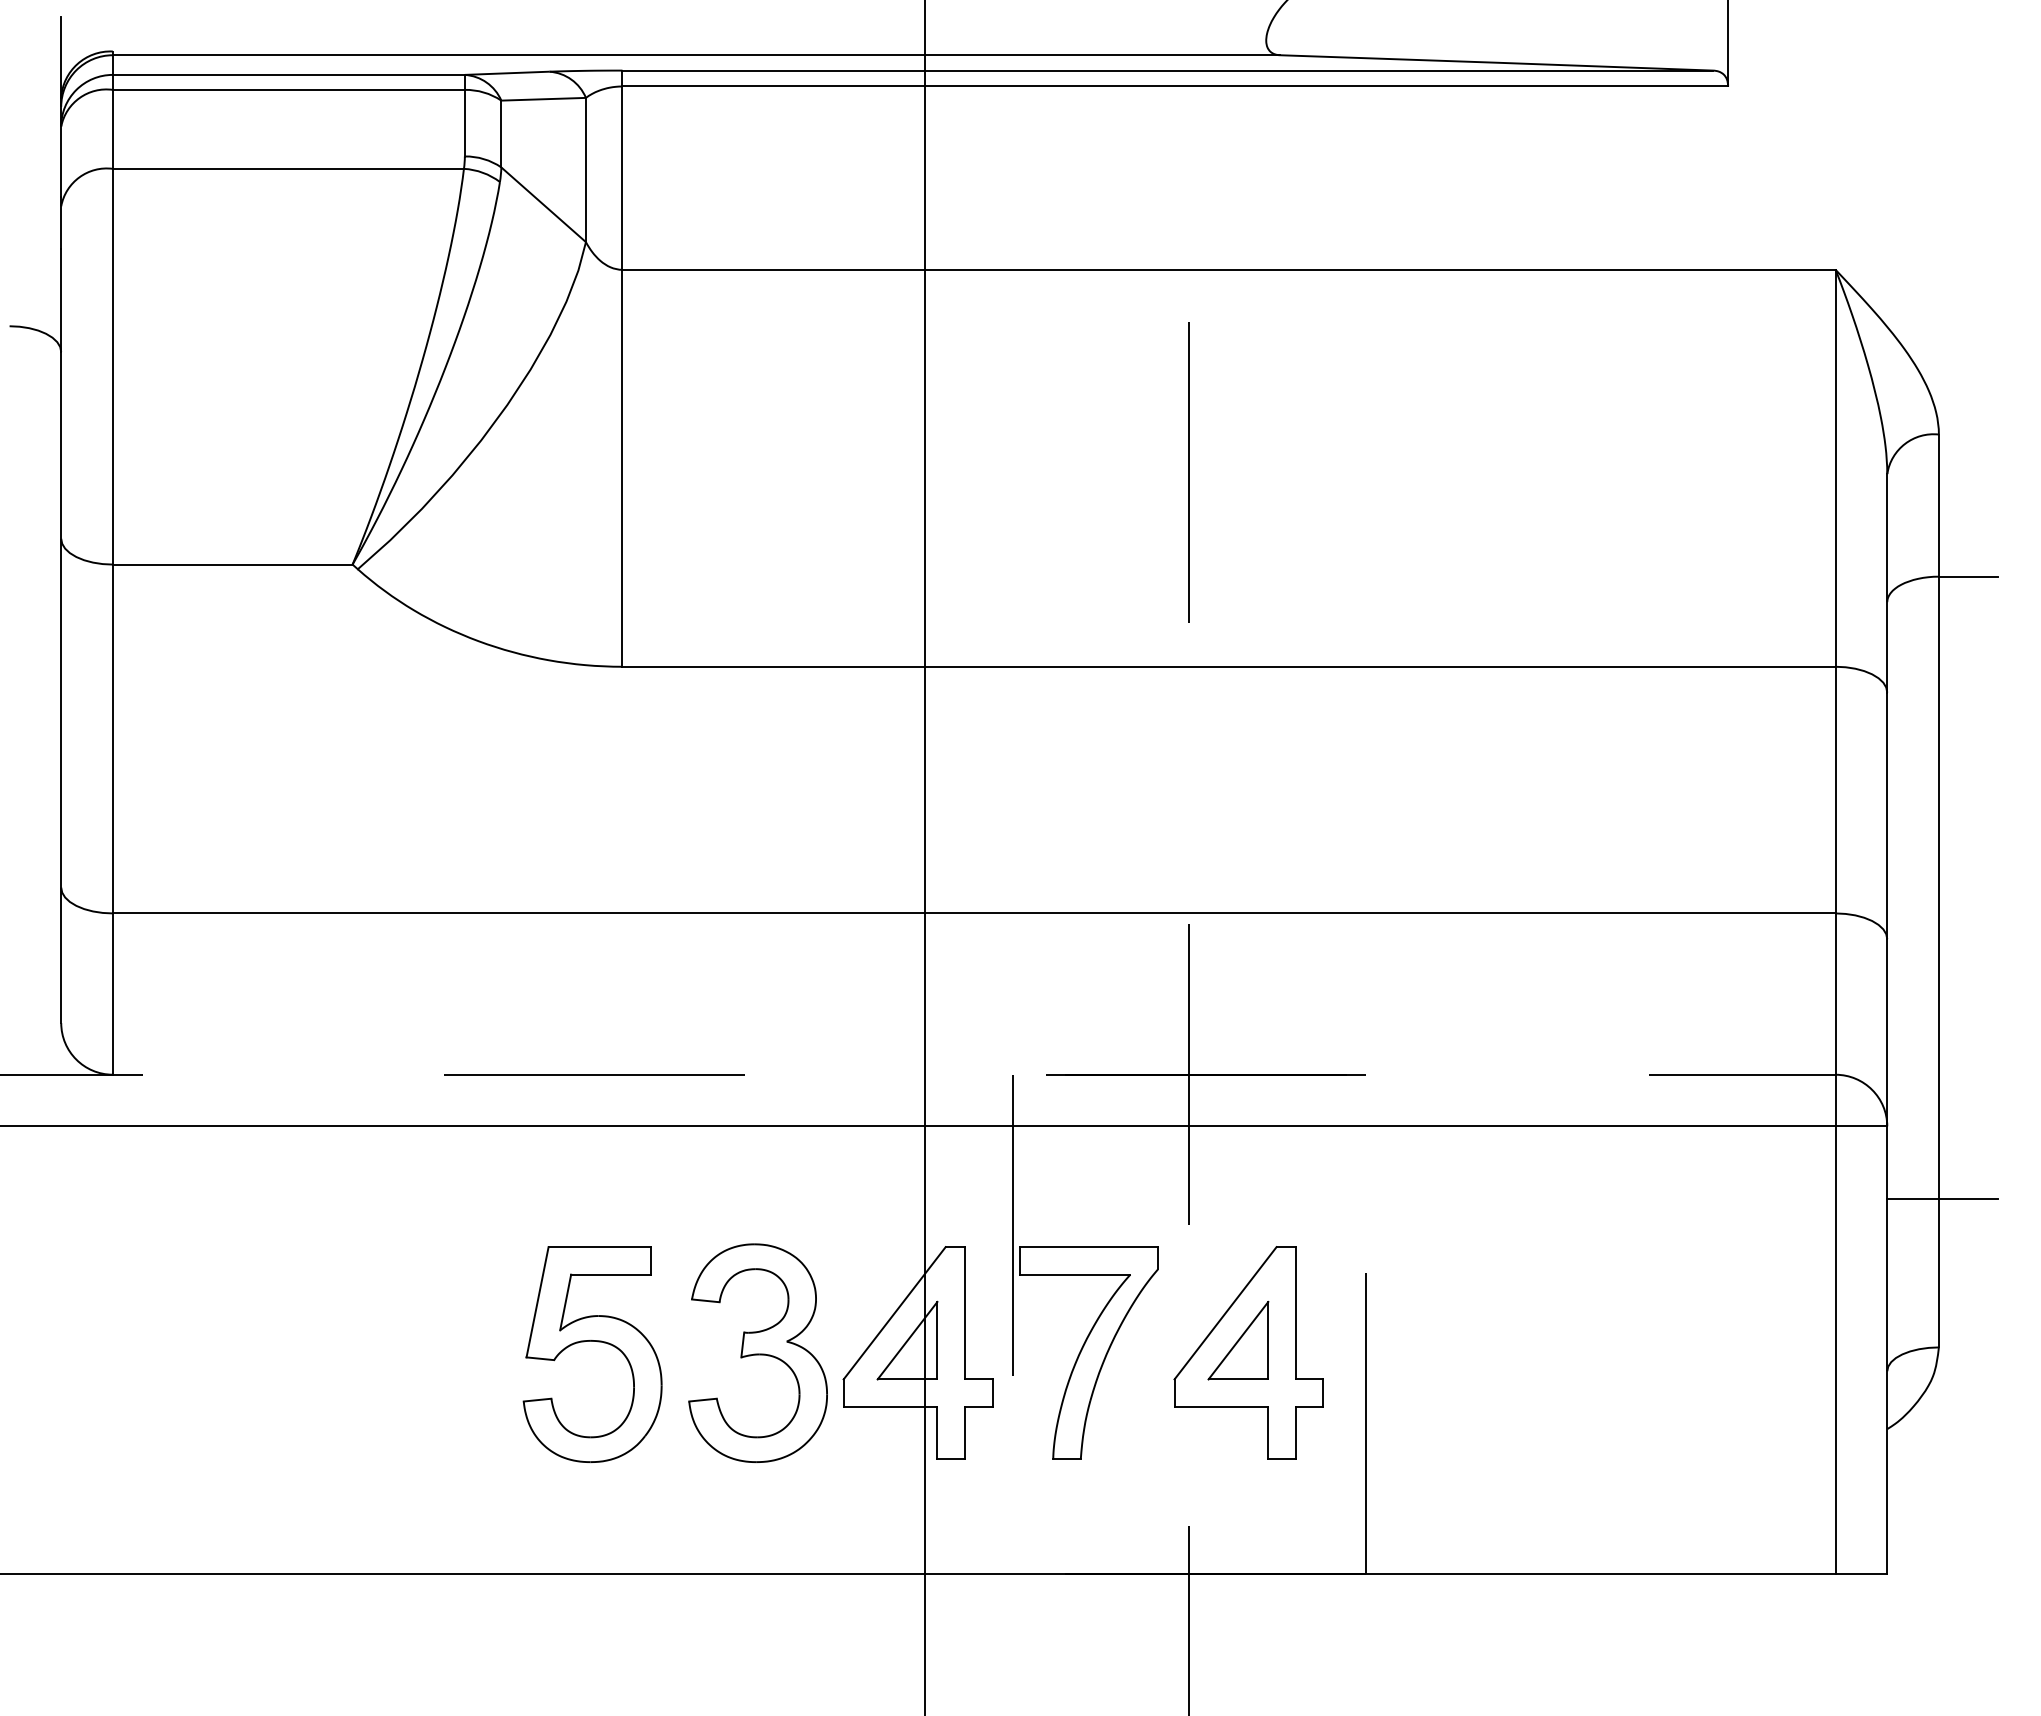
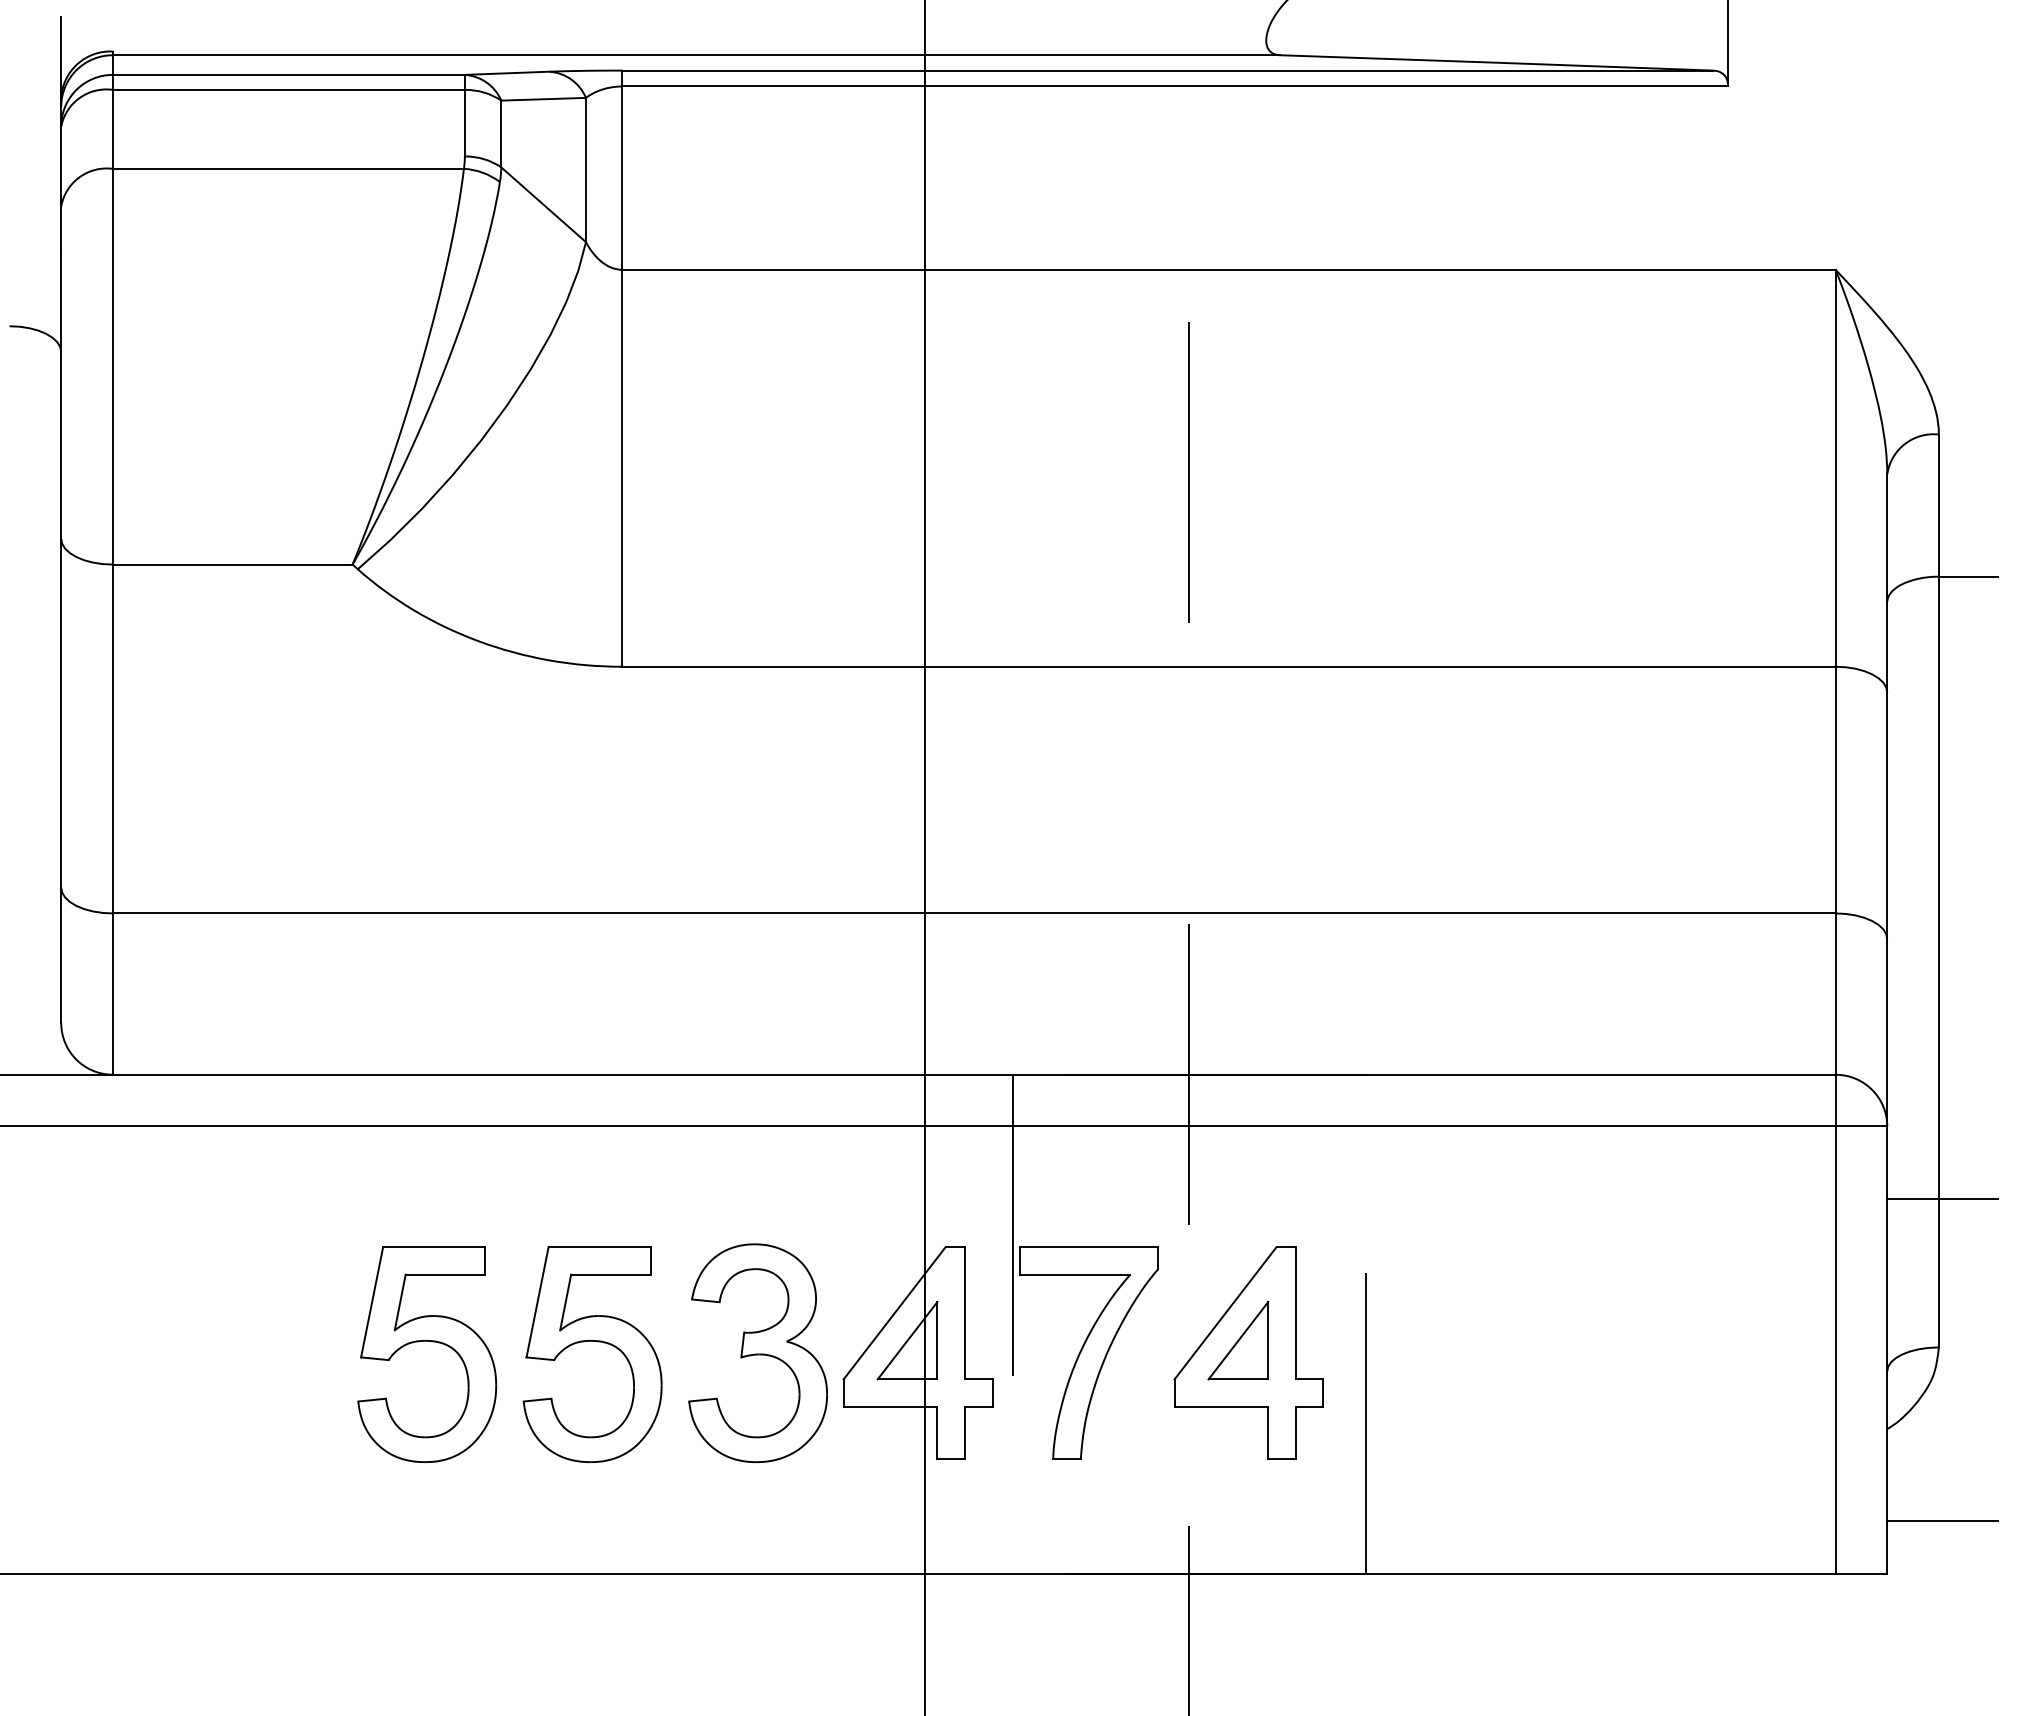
line: dashed -> solid (918, 1074)
part: none -> present (427, 1341)
line: none -> present (1942, 1521)
